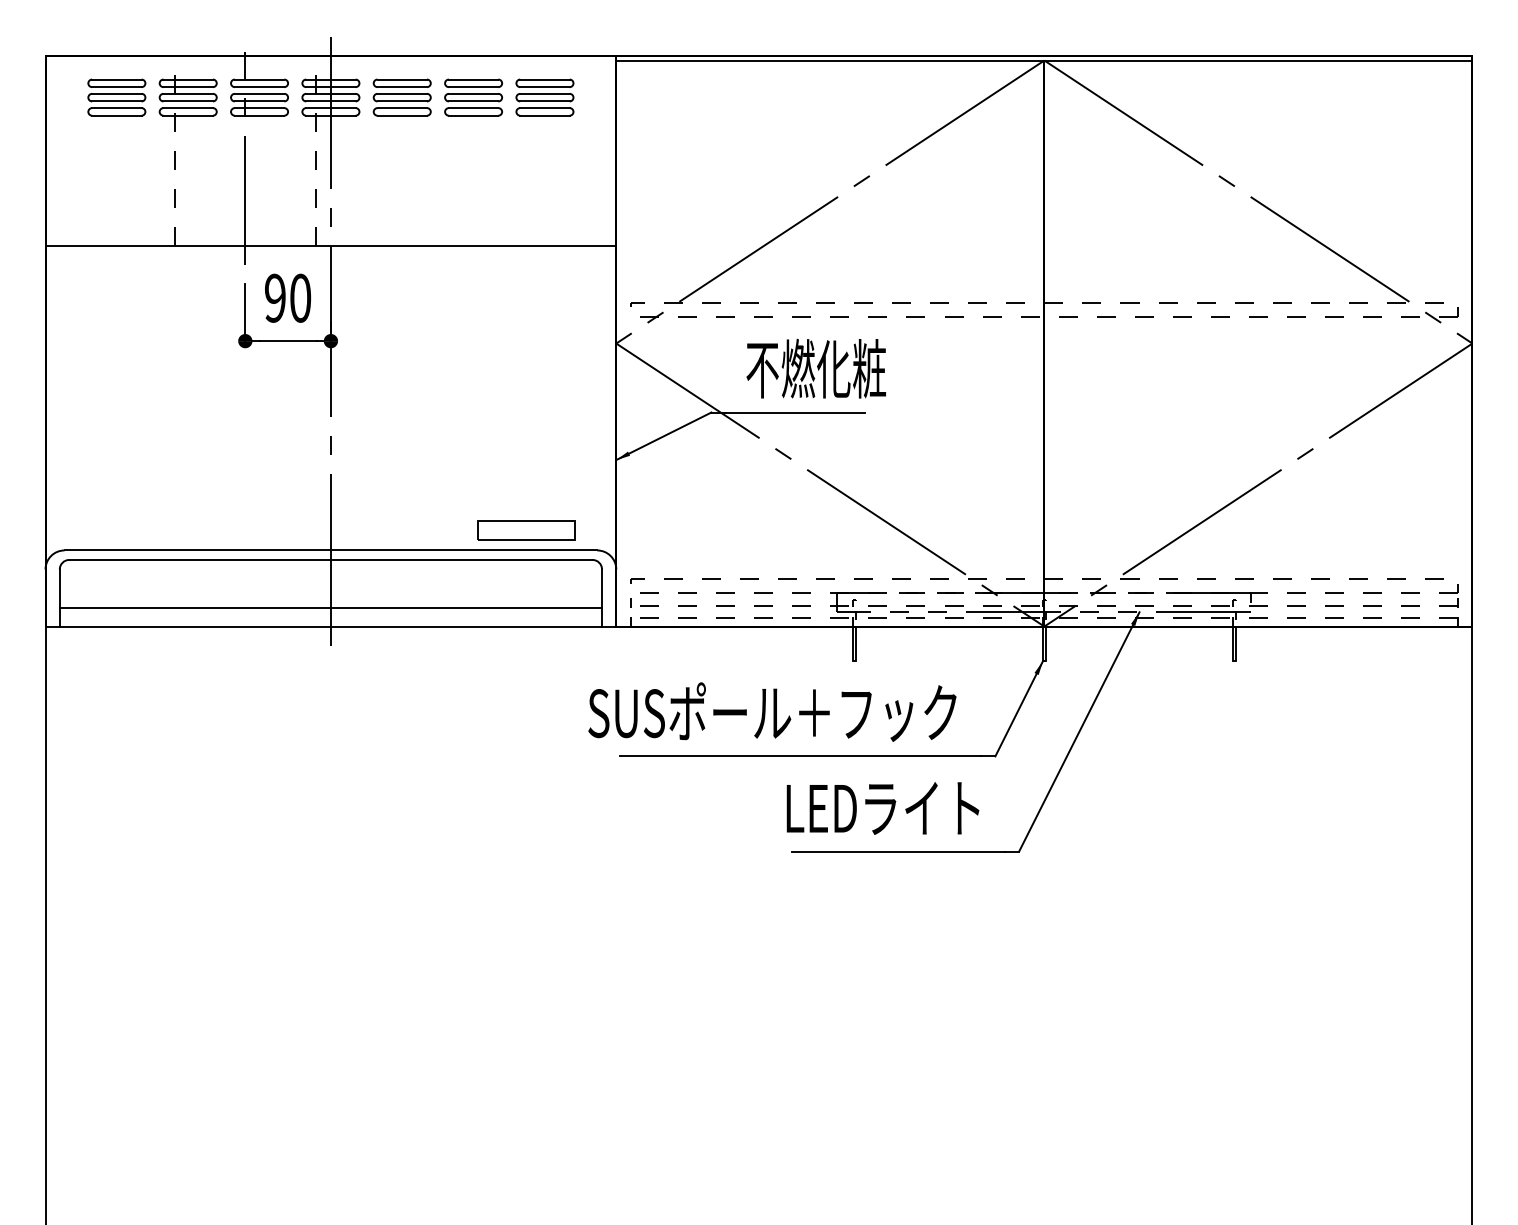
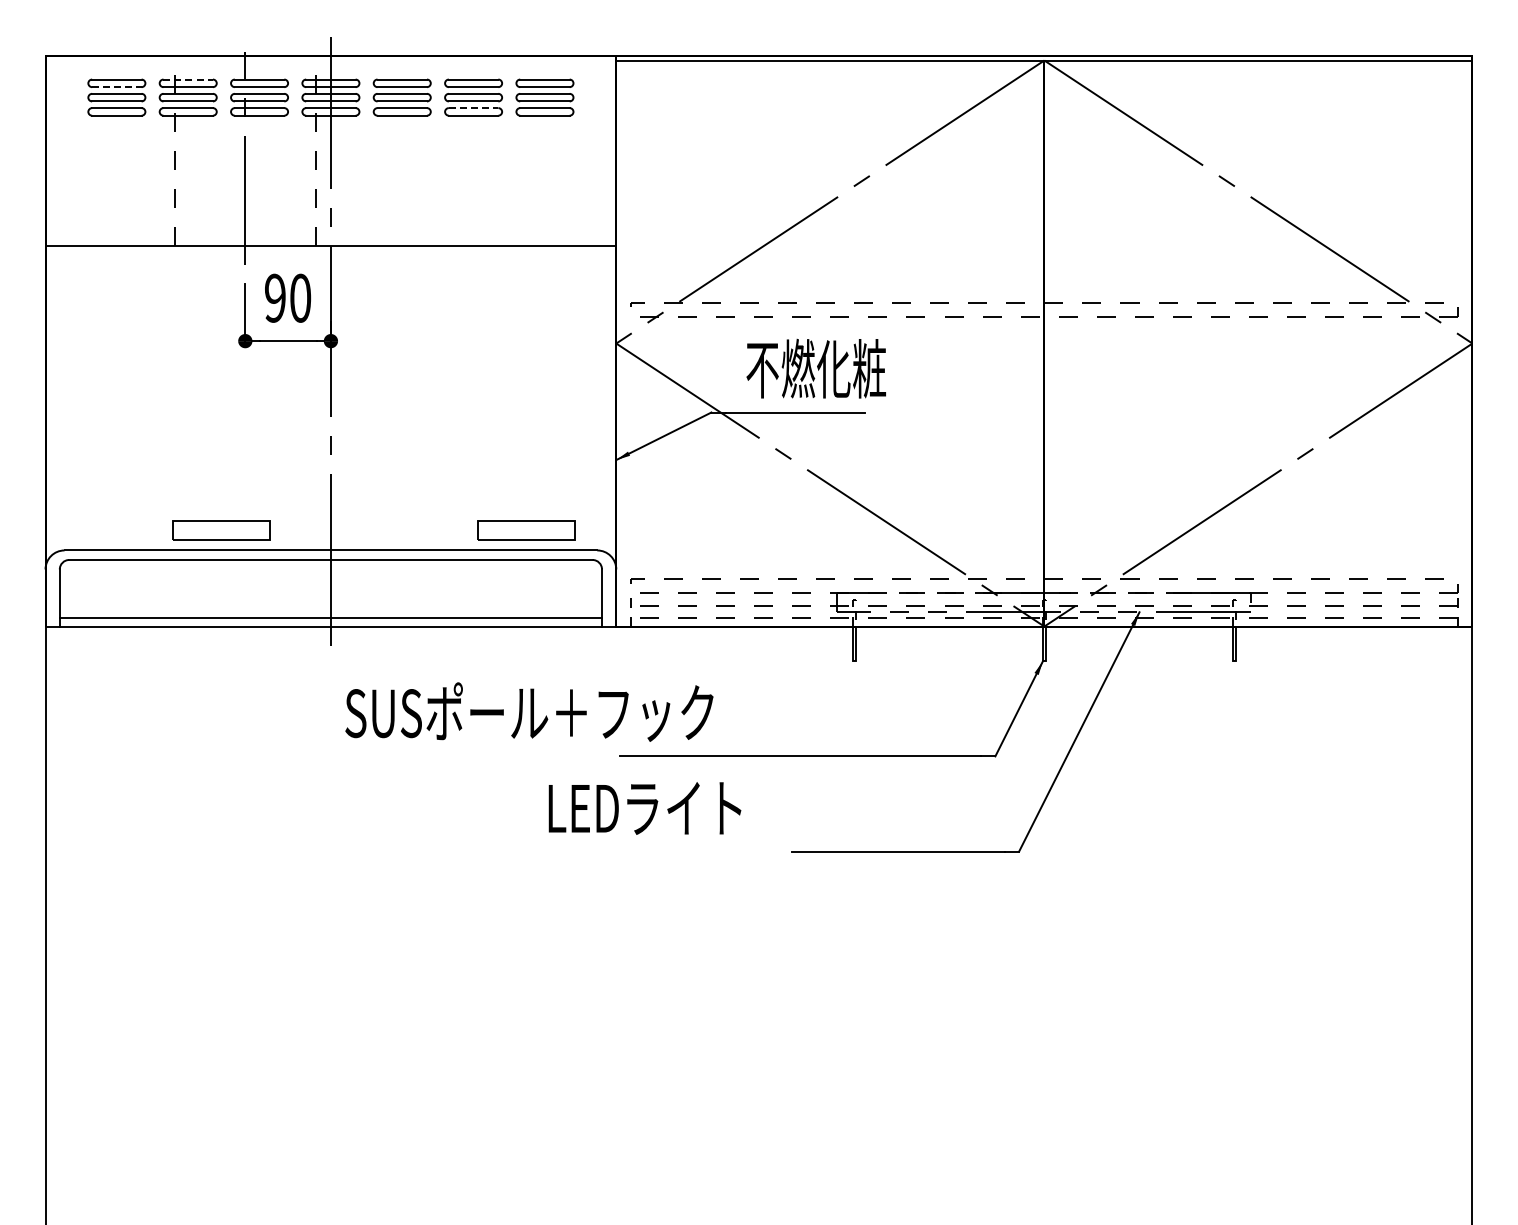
line: solid -> dashed (188, 79)
line: solid -> dashed (116, 87)
line: solid -> dashed (473, 108)
part: none -> present (221, 530)
line position: (330, 607) -> (330, 617) (330, 617)
text position: (772, 711) -> (529, 711) (529, 711)
text position: (882, 808) -> (644, 808) (644, 808)
